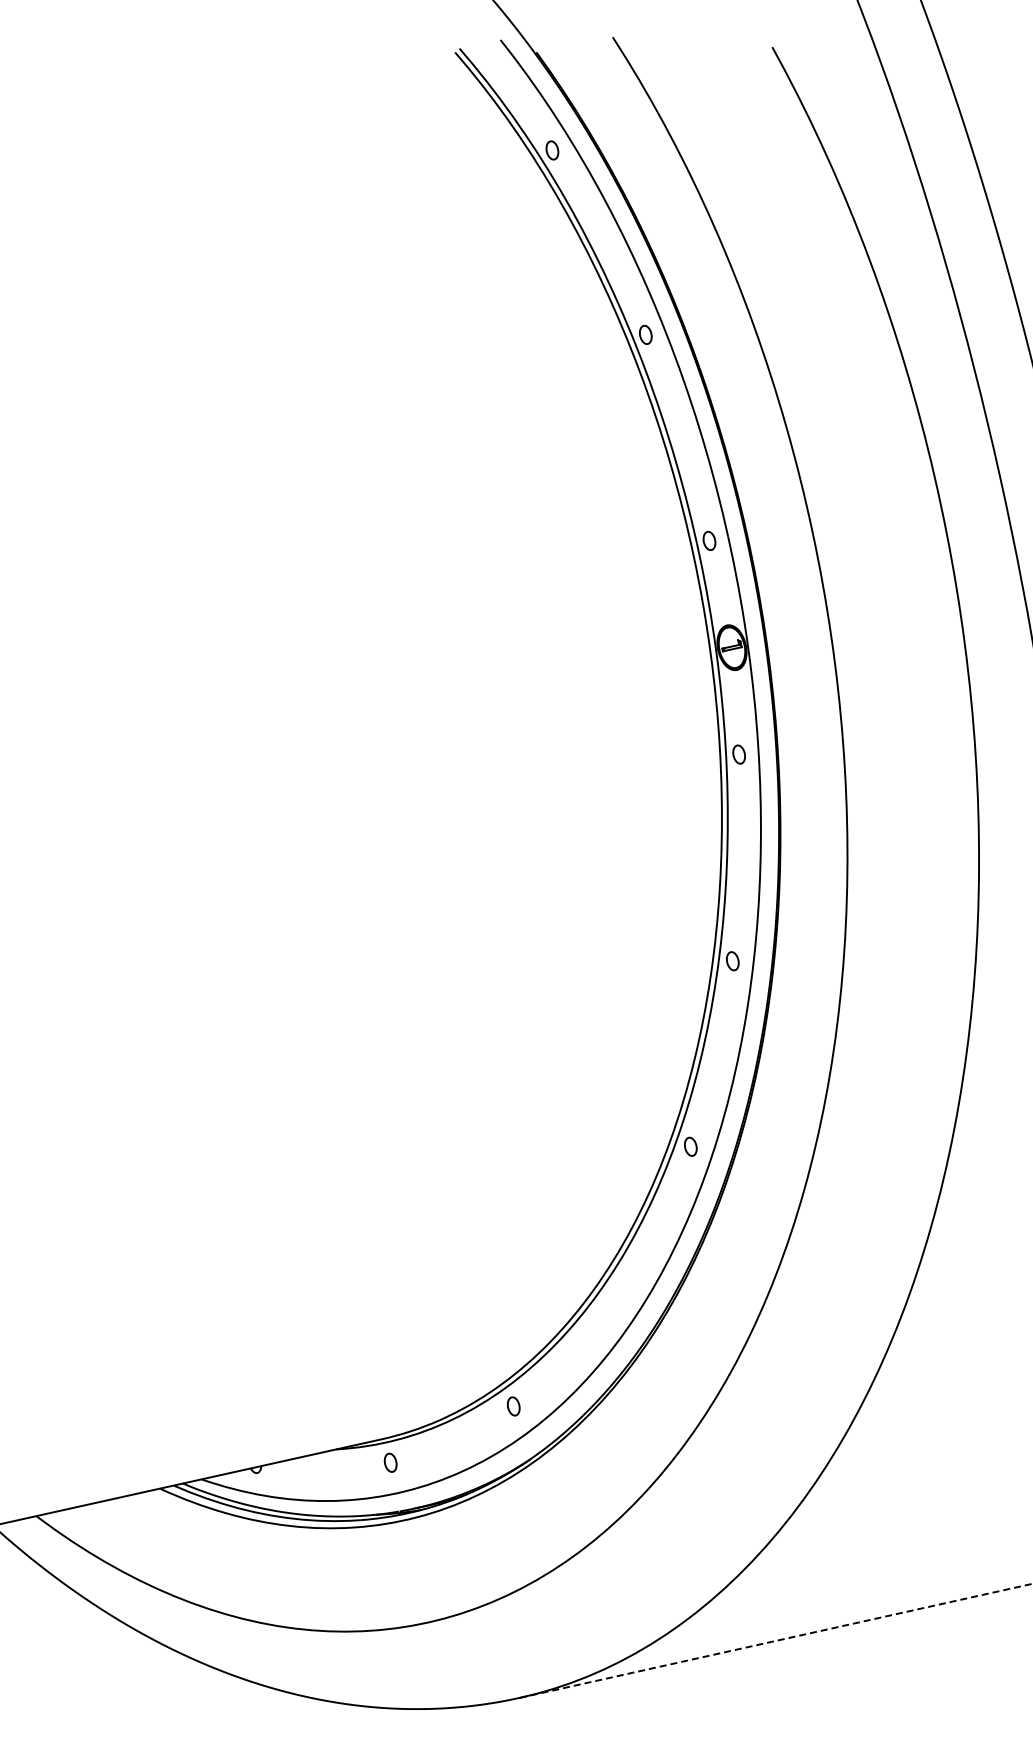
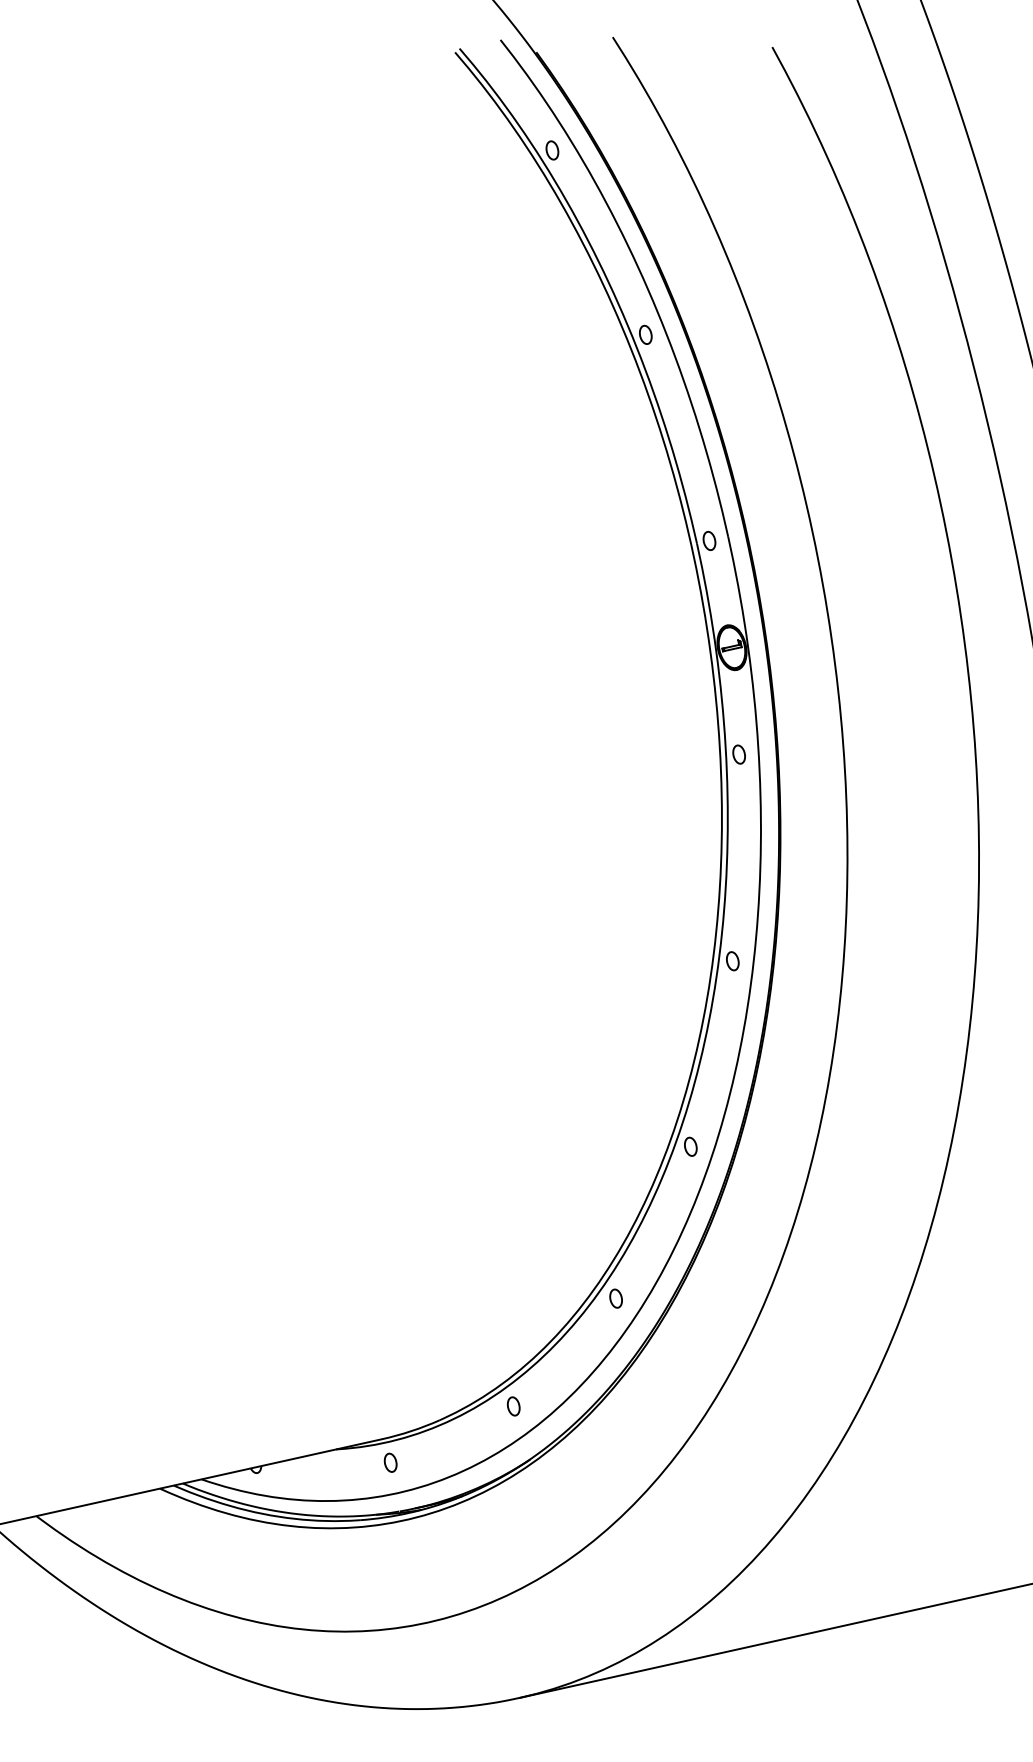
part: none -> present (615, 1298)
line: dashed -> solid (776, 1640)
